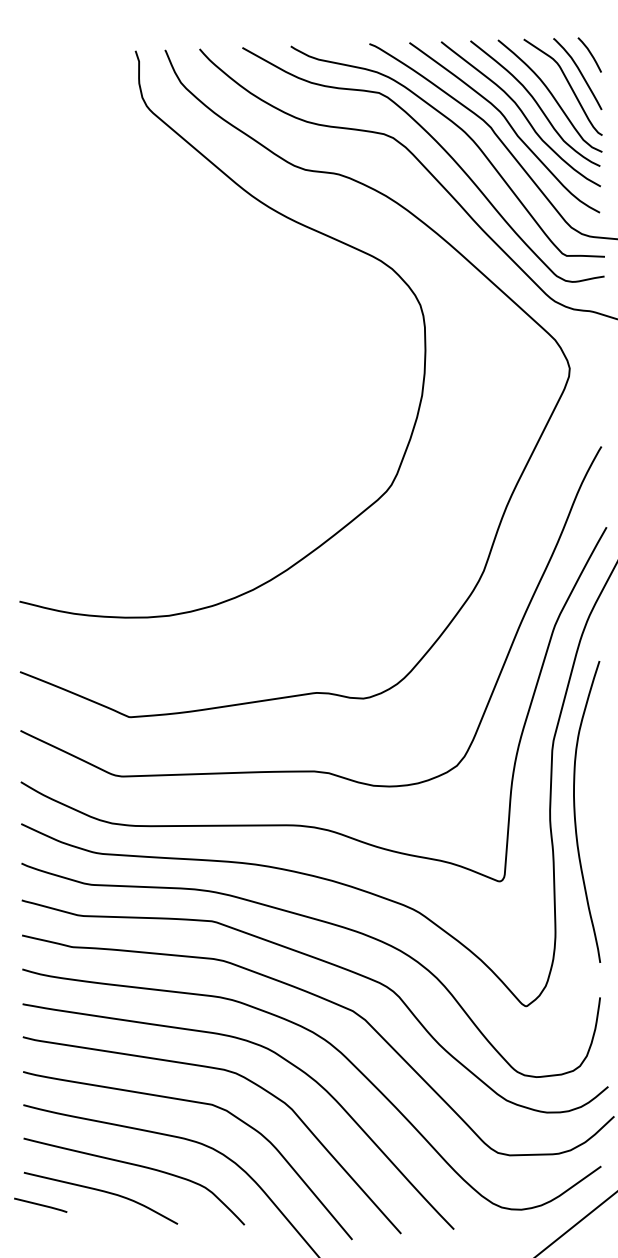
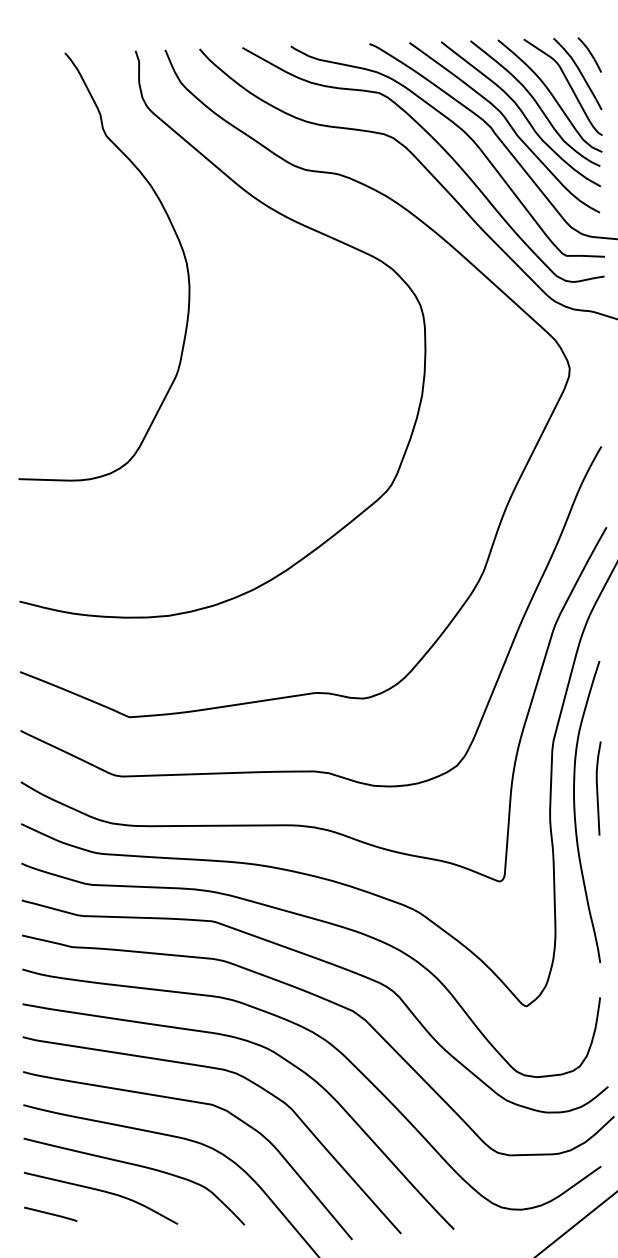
curve: none -> present (175, 235)
curve: none -> present (597, 788)
line position: (40, 1204) -> (50, 1213) (50, 1213)
